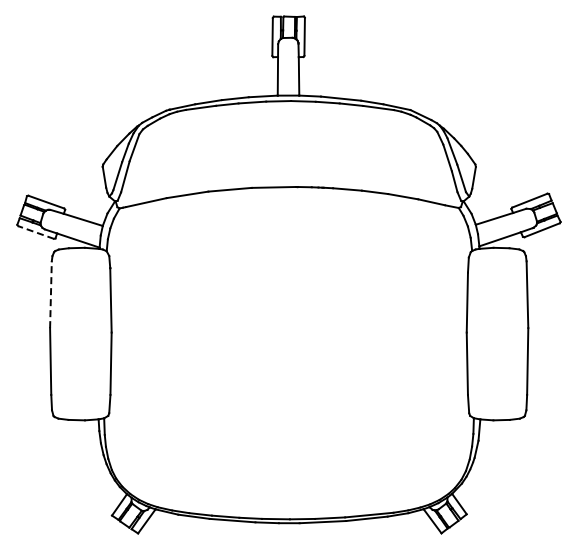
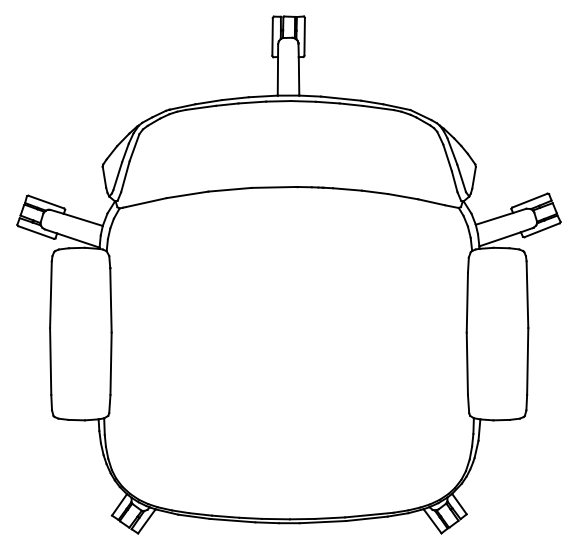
line: dashed -> solid (36, 232)
line: dashed -> solid (50, 294)
